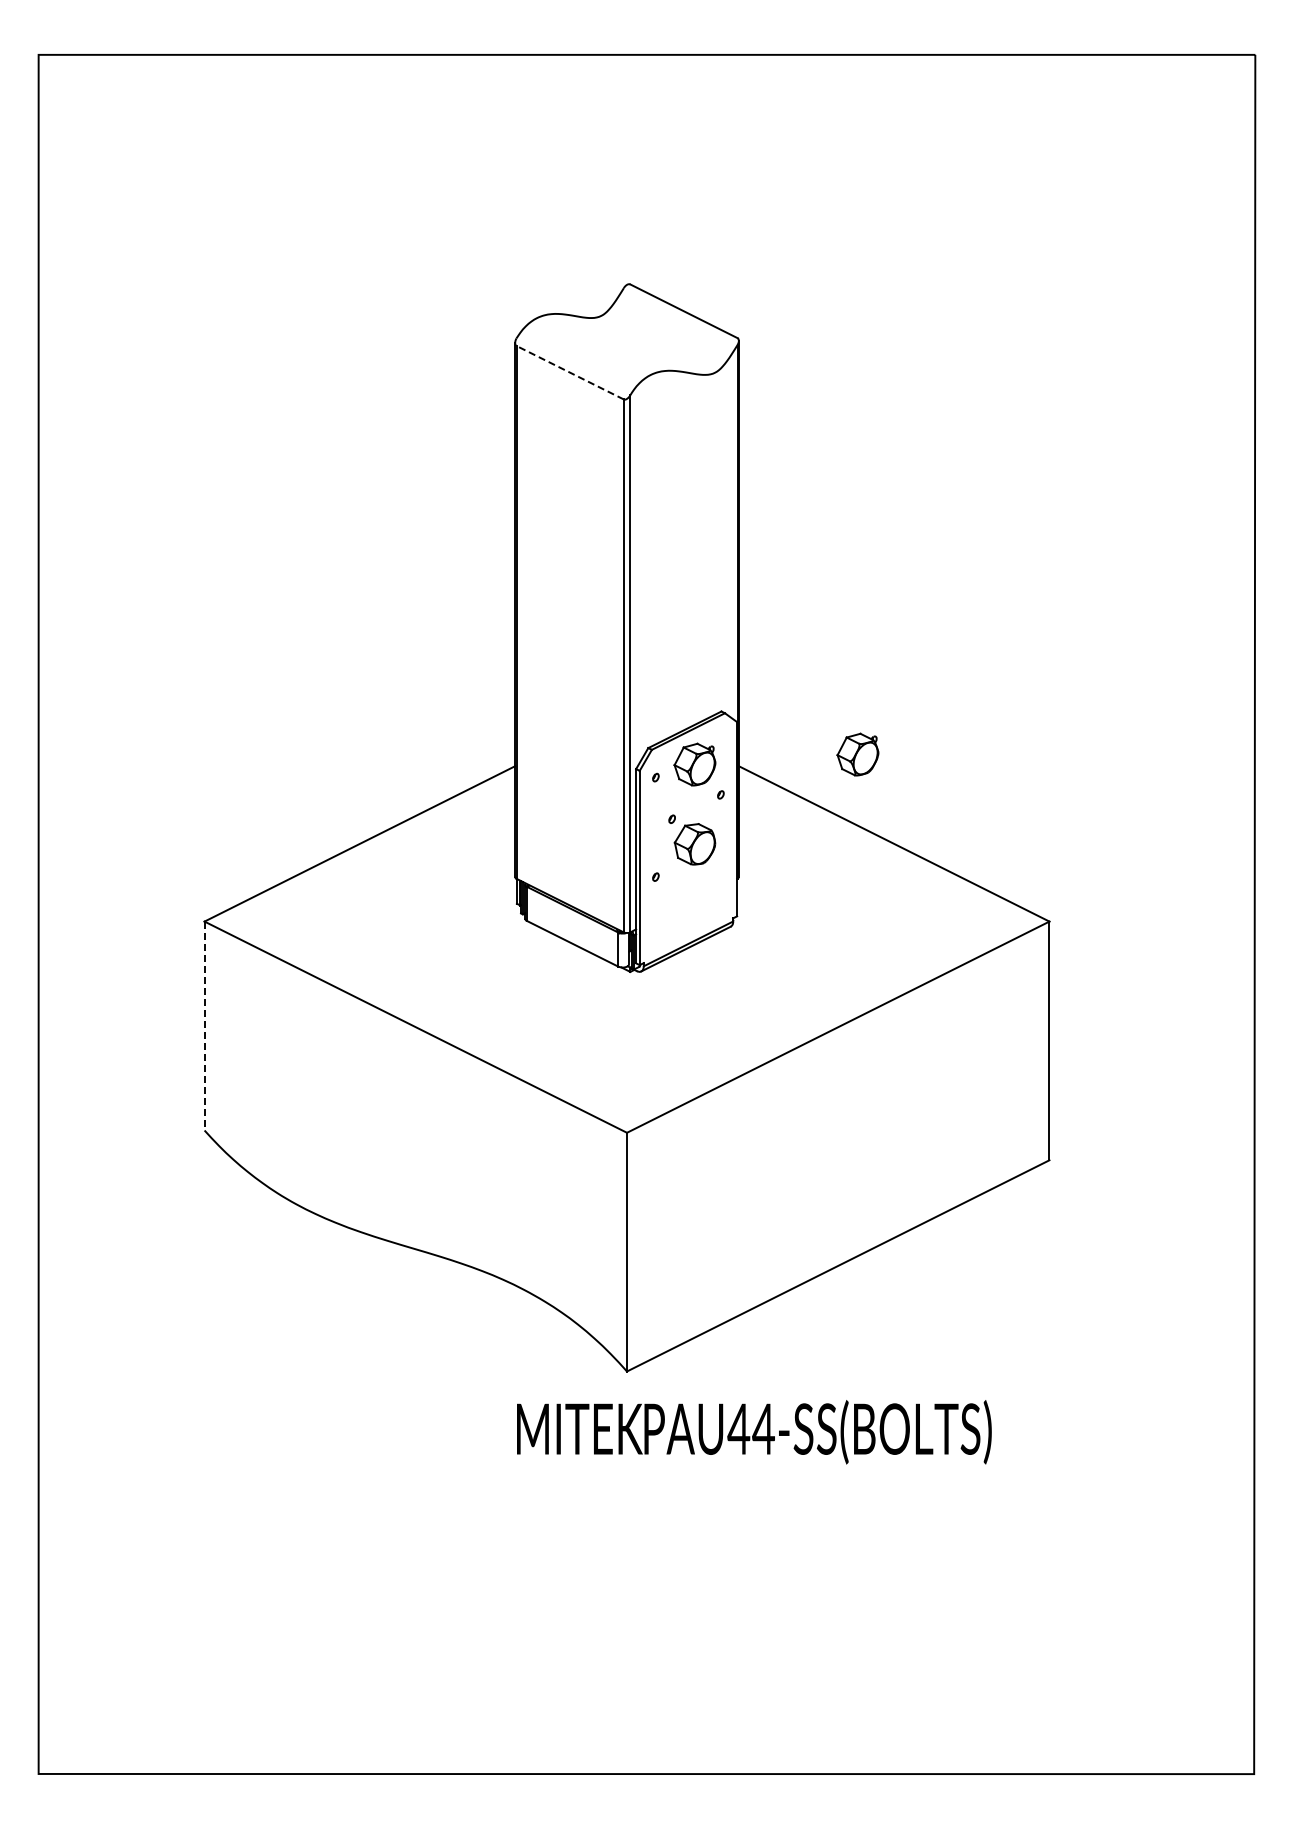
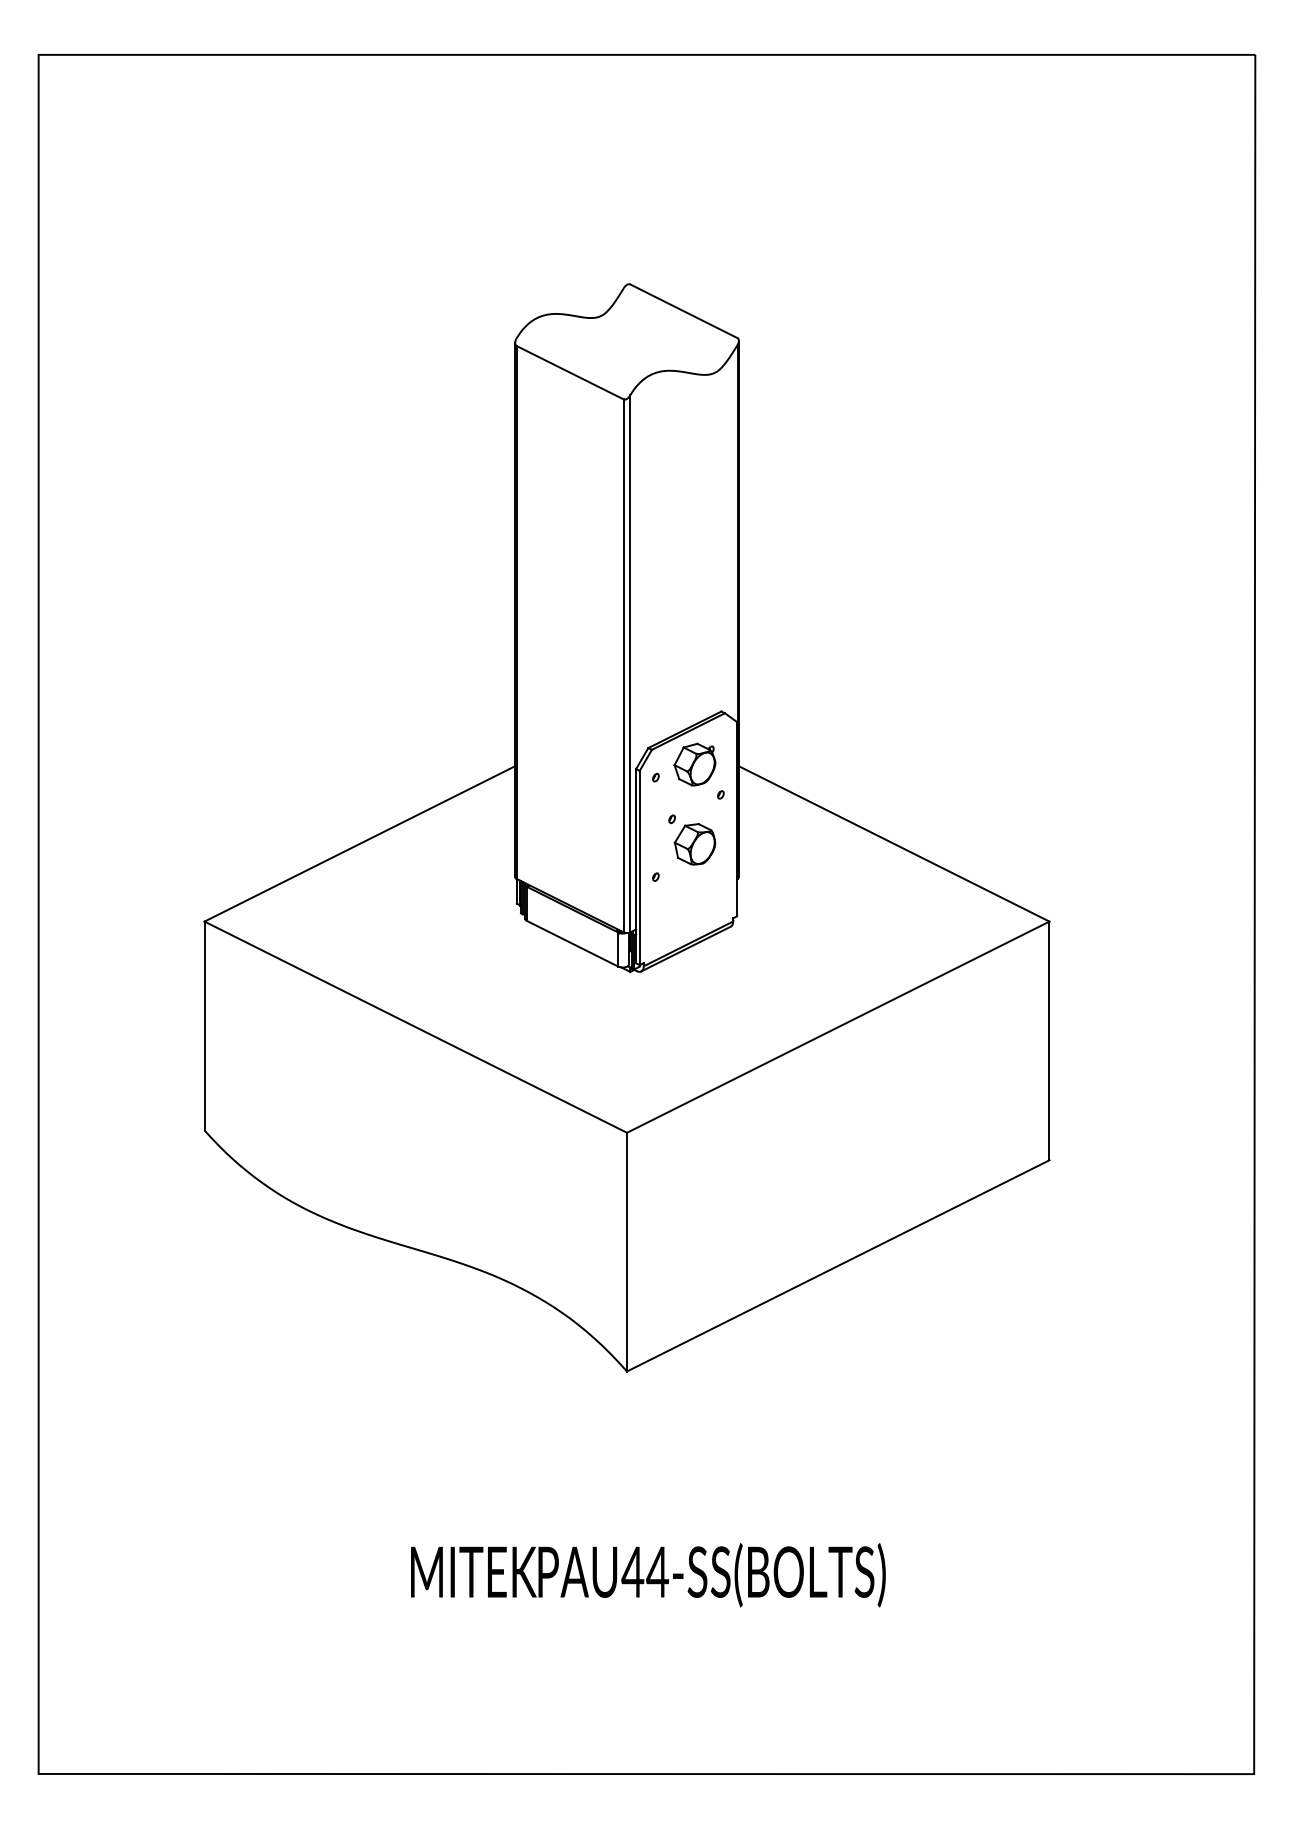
line: dashed -> solid (570, 372)
part: present -> none (857, 754)
line: dashed -> solid (204, 1026)
text position: (754, 1432) -> (648, 1575) (648, 1575)
